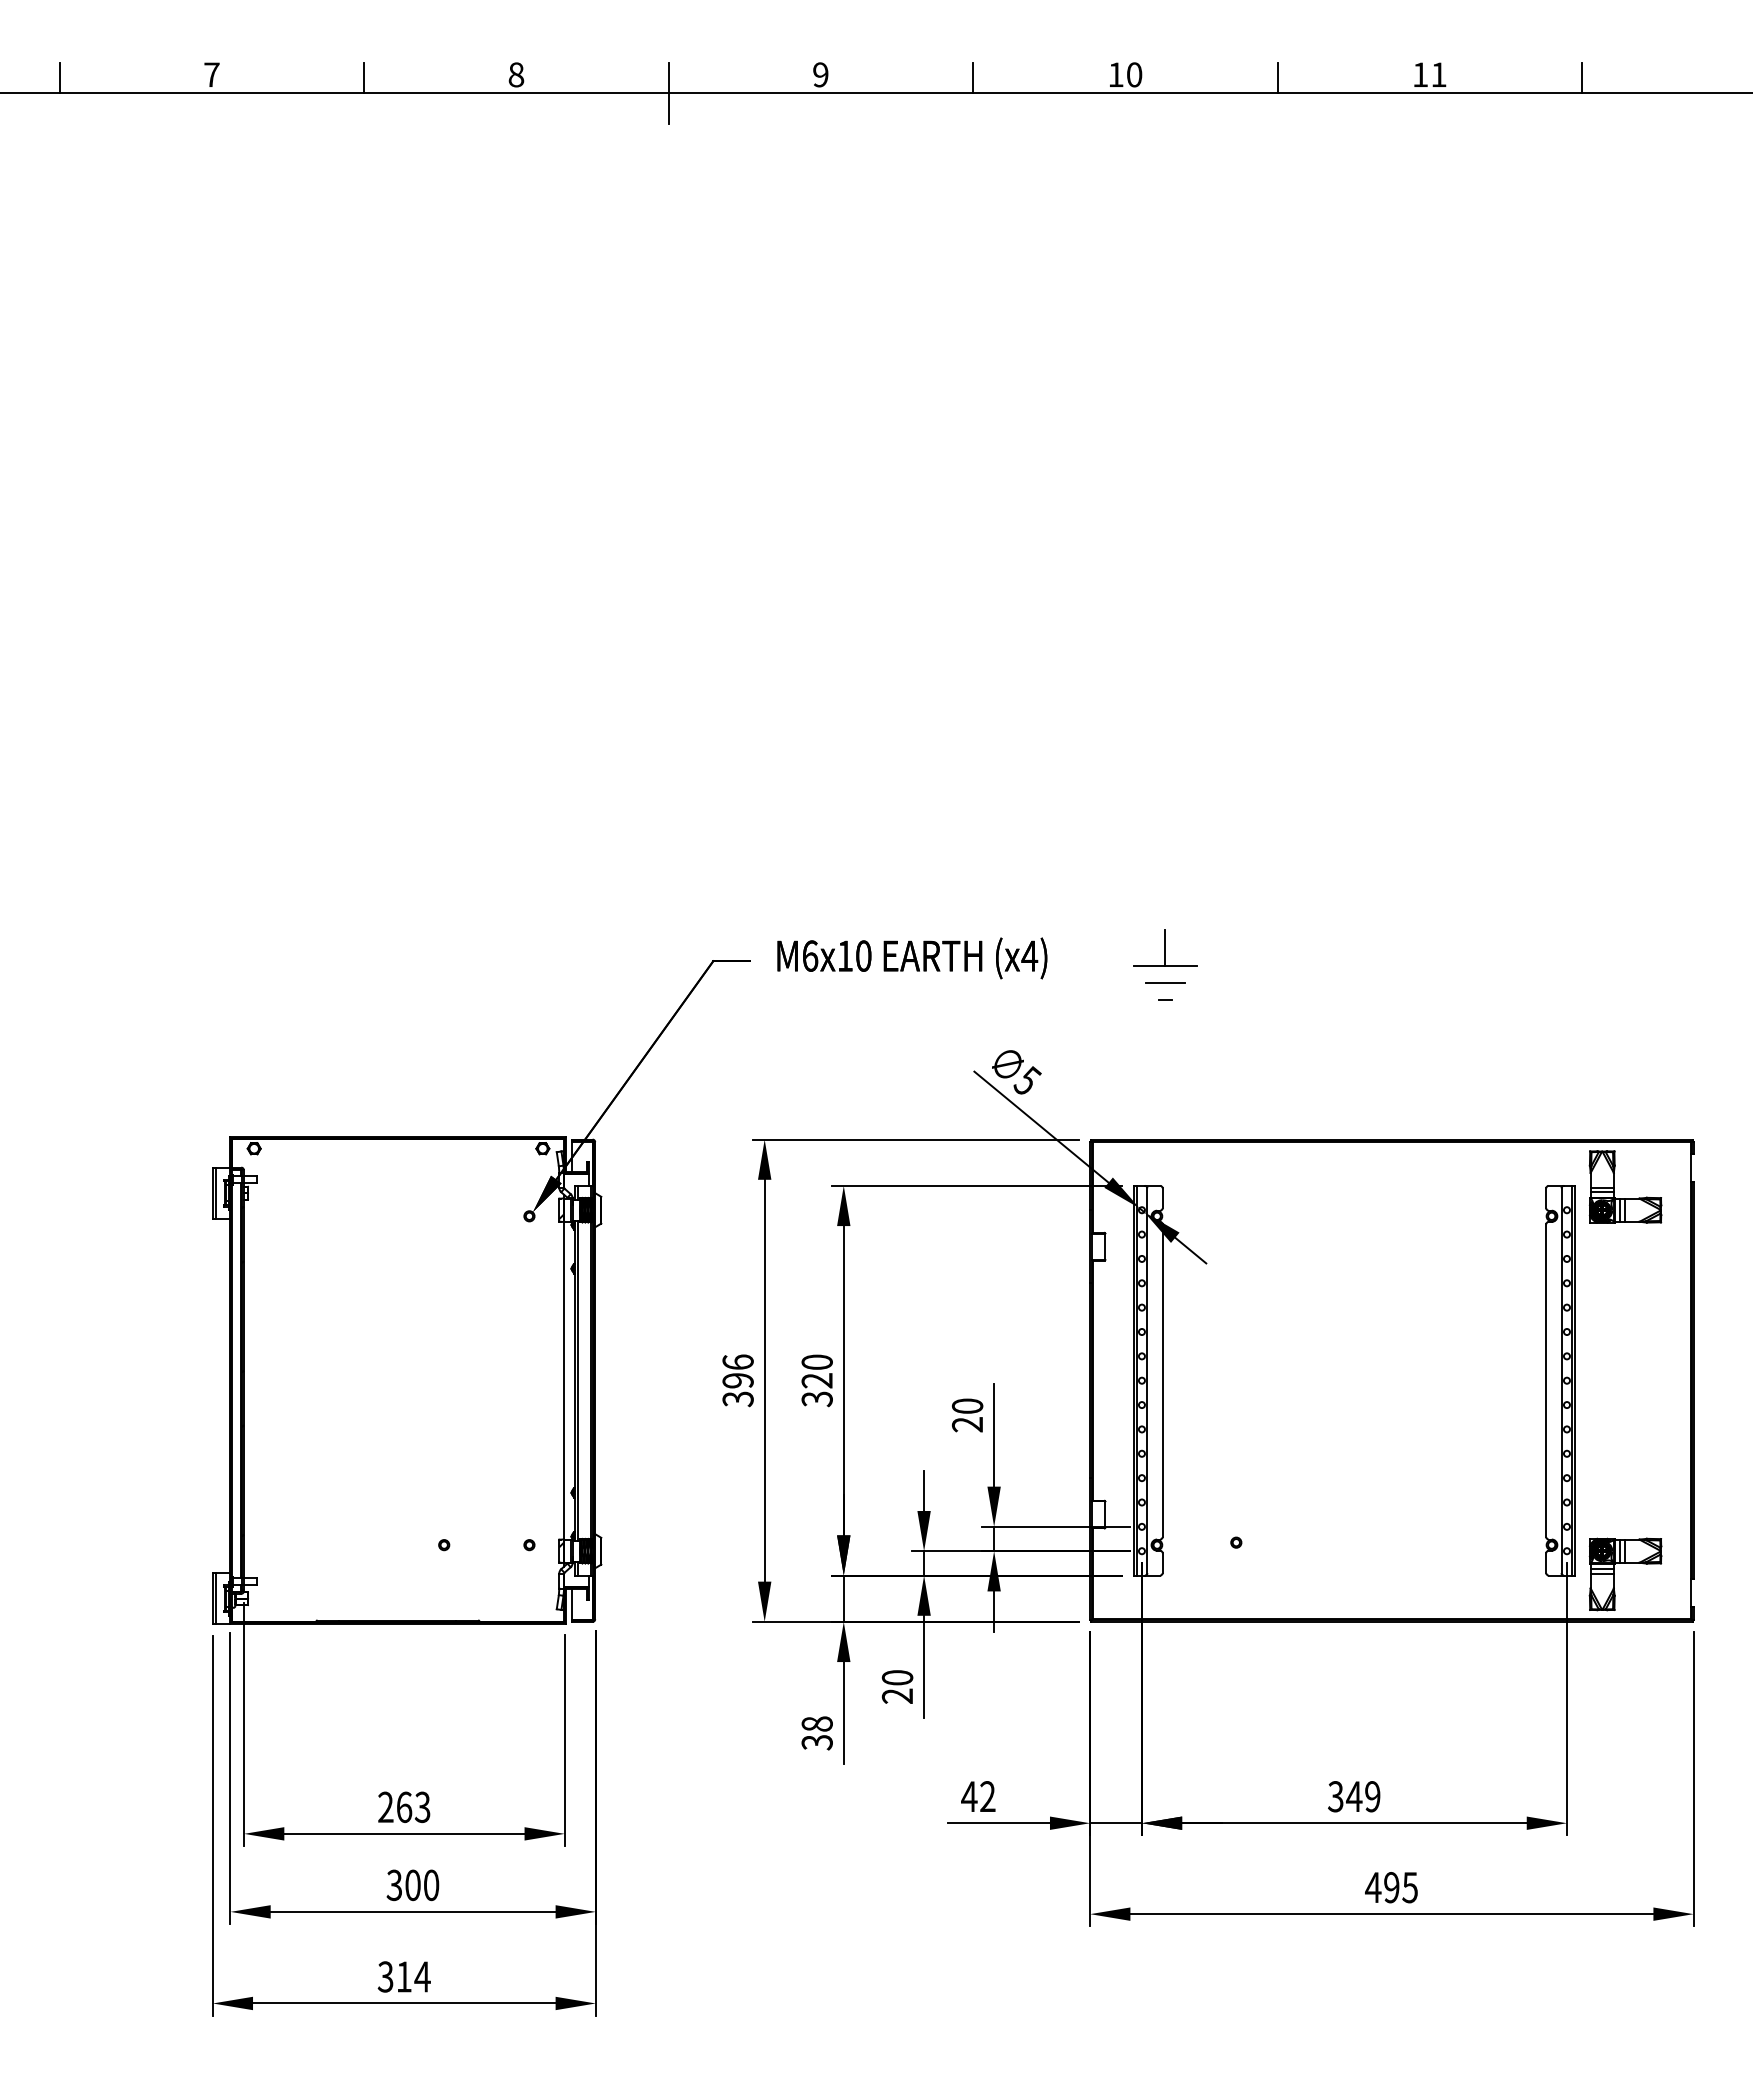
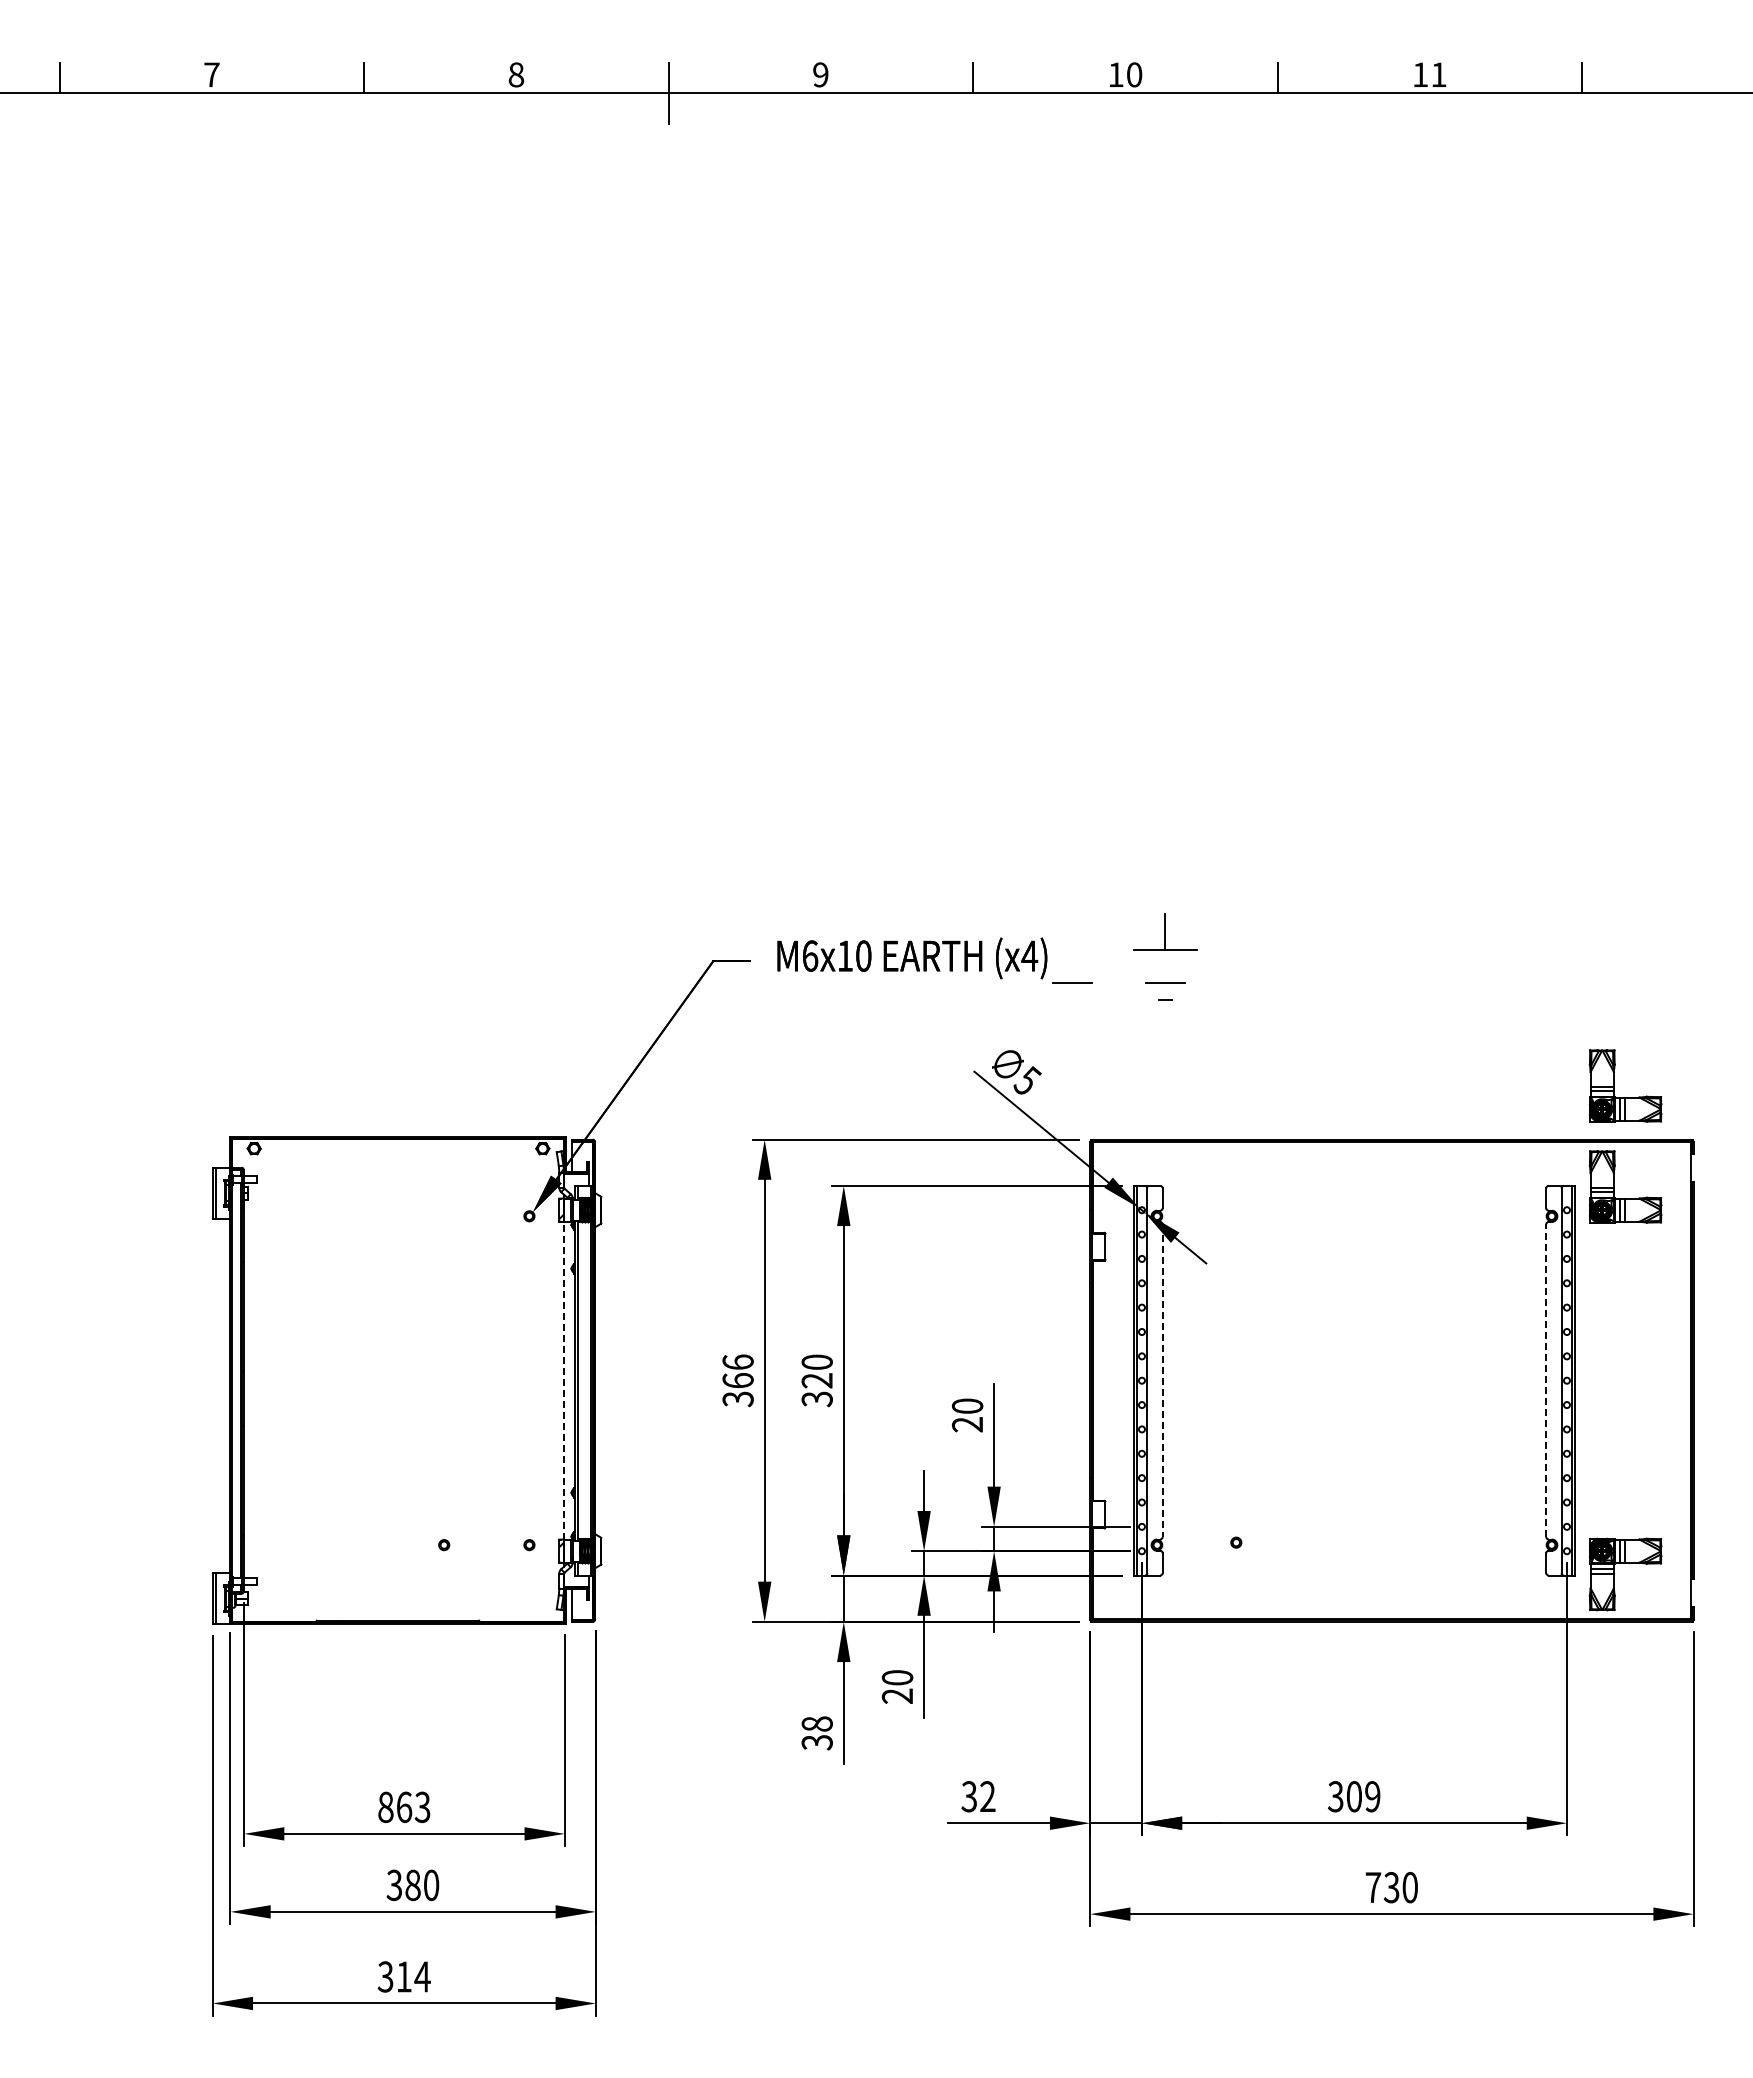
part position: (1165, 947) -> (1165, 931) (1165, 931)
line: none -> present (1072, 982)
part: none -> present (1614, 1085)
line: solid -> dashed (564, 1380)
text: 396 -> 366 (737, 1380)
line: solid -> dashed (1546, 1380)
line: solid -> dashed (1162, 1381)
text: 42 -> 32 (969, 1796)
text: 349 -> 309 (1354, 1796)
text: 263 -> 863 (385, 1807)
text: 300 -> 380 (412, 1885)
text: 495 -> 730 (1391, 1887)
